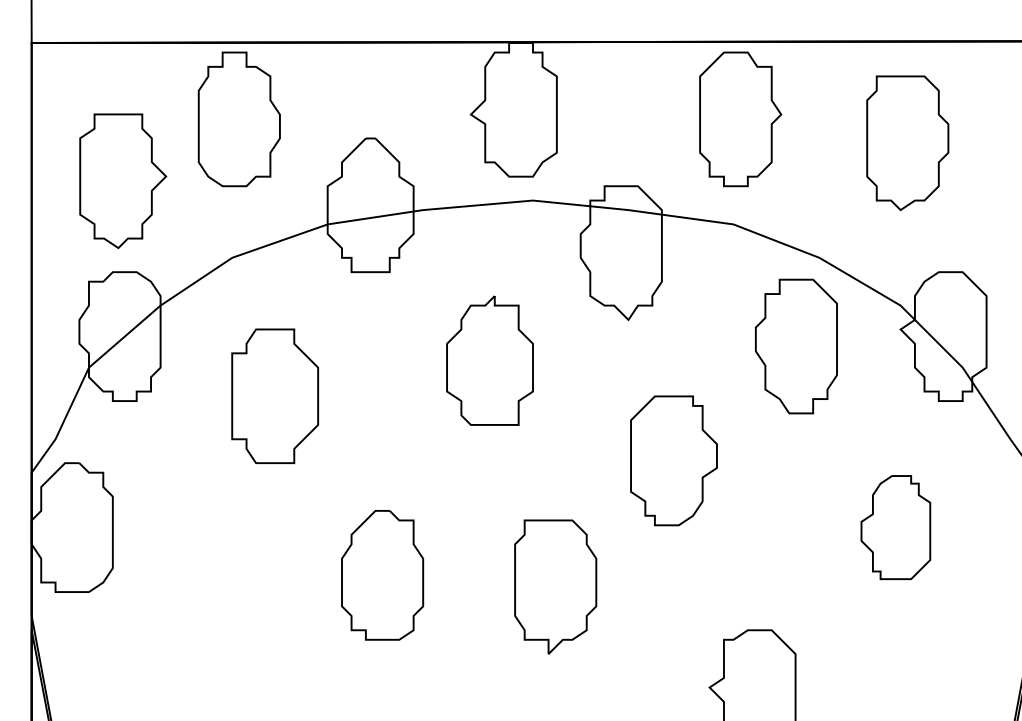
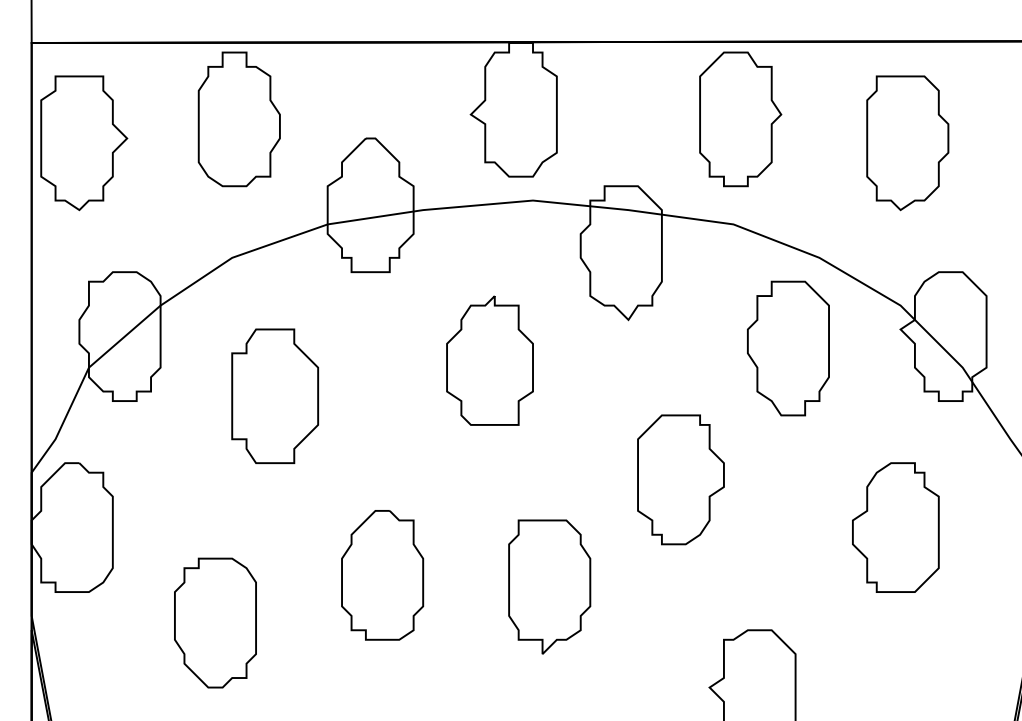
part position: (123, 181) -> (84, 143) (84, 143)
part position: (796, 346) -> (788, 348) (788, 348)
part position: (673, 460) -> (680, 479) (680, 479)
part size: 72x105 px -> 88x131 px (895, 527)
part position: (555, 586) -> (549, 586) (549, 586)
part: none -> present (215, 622)
